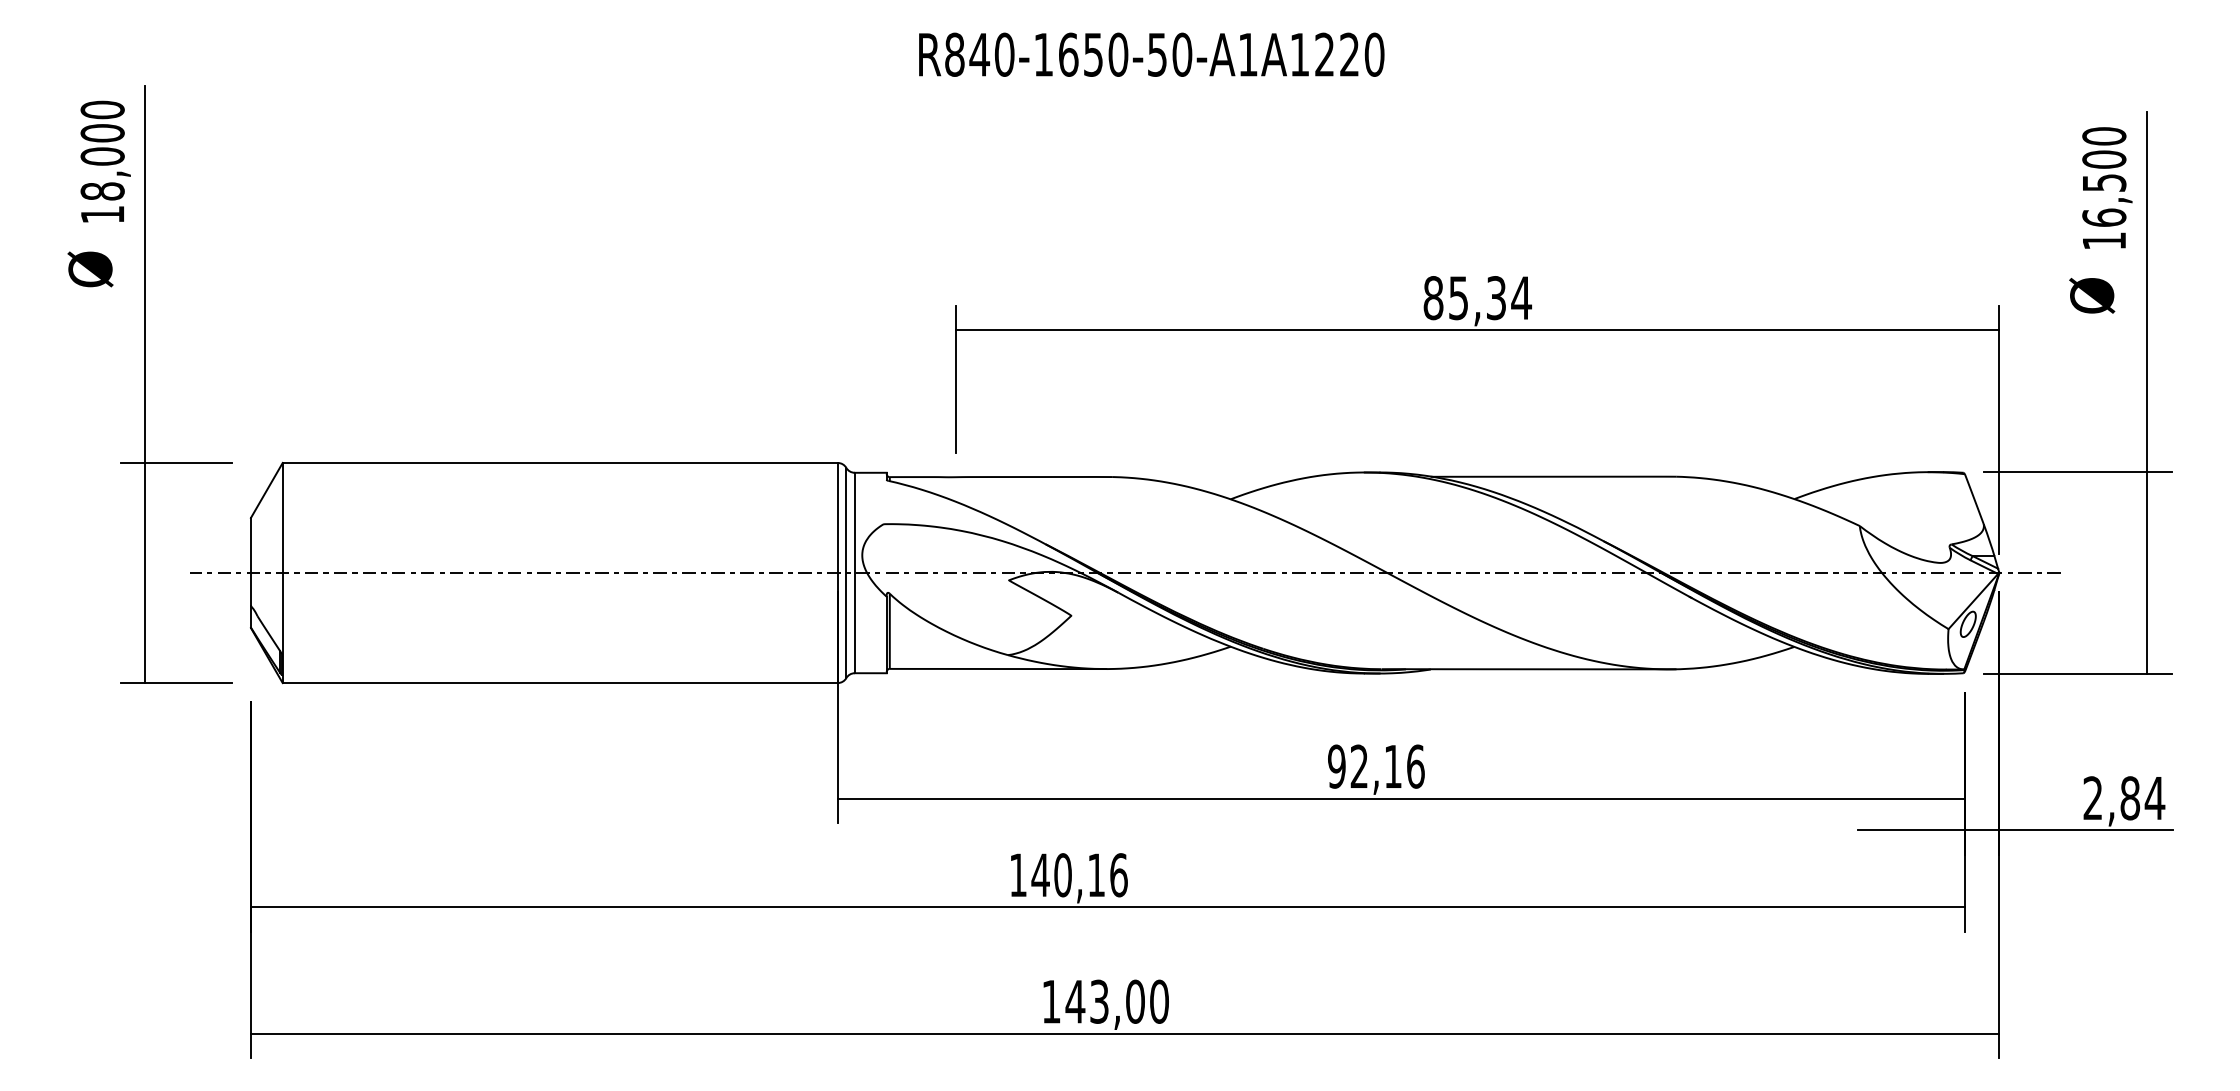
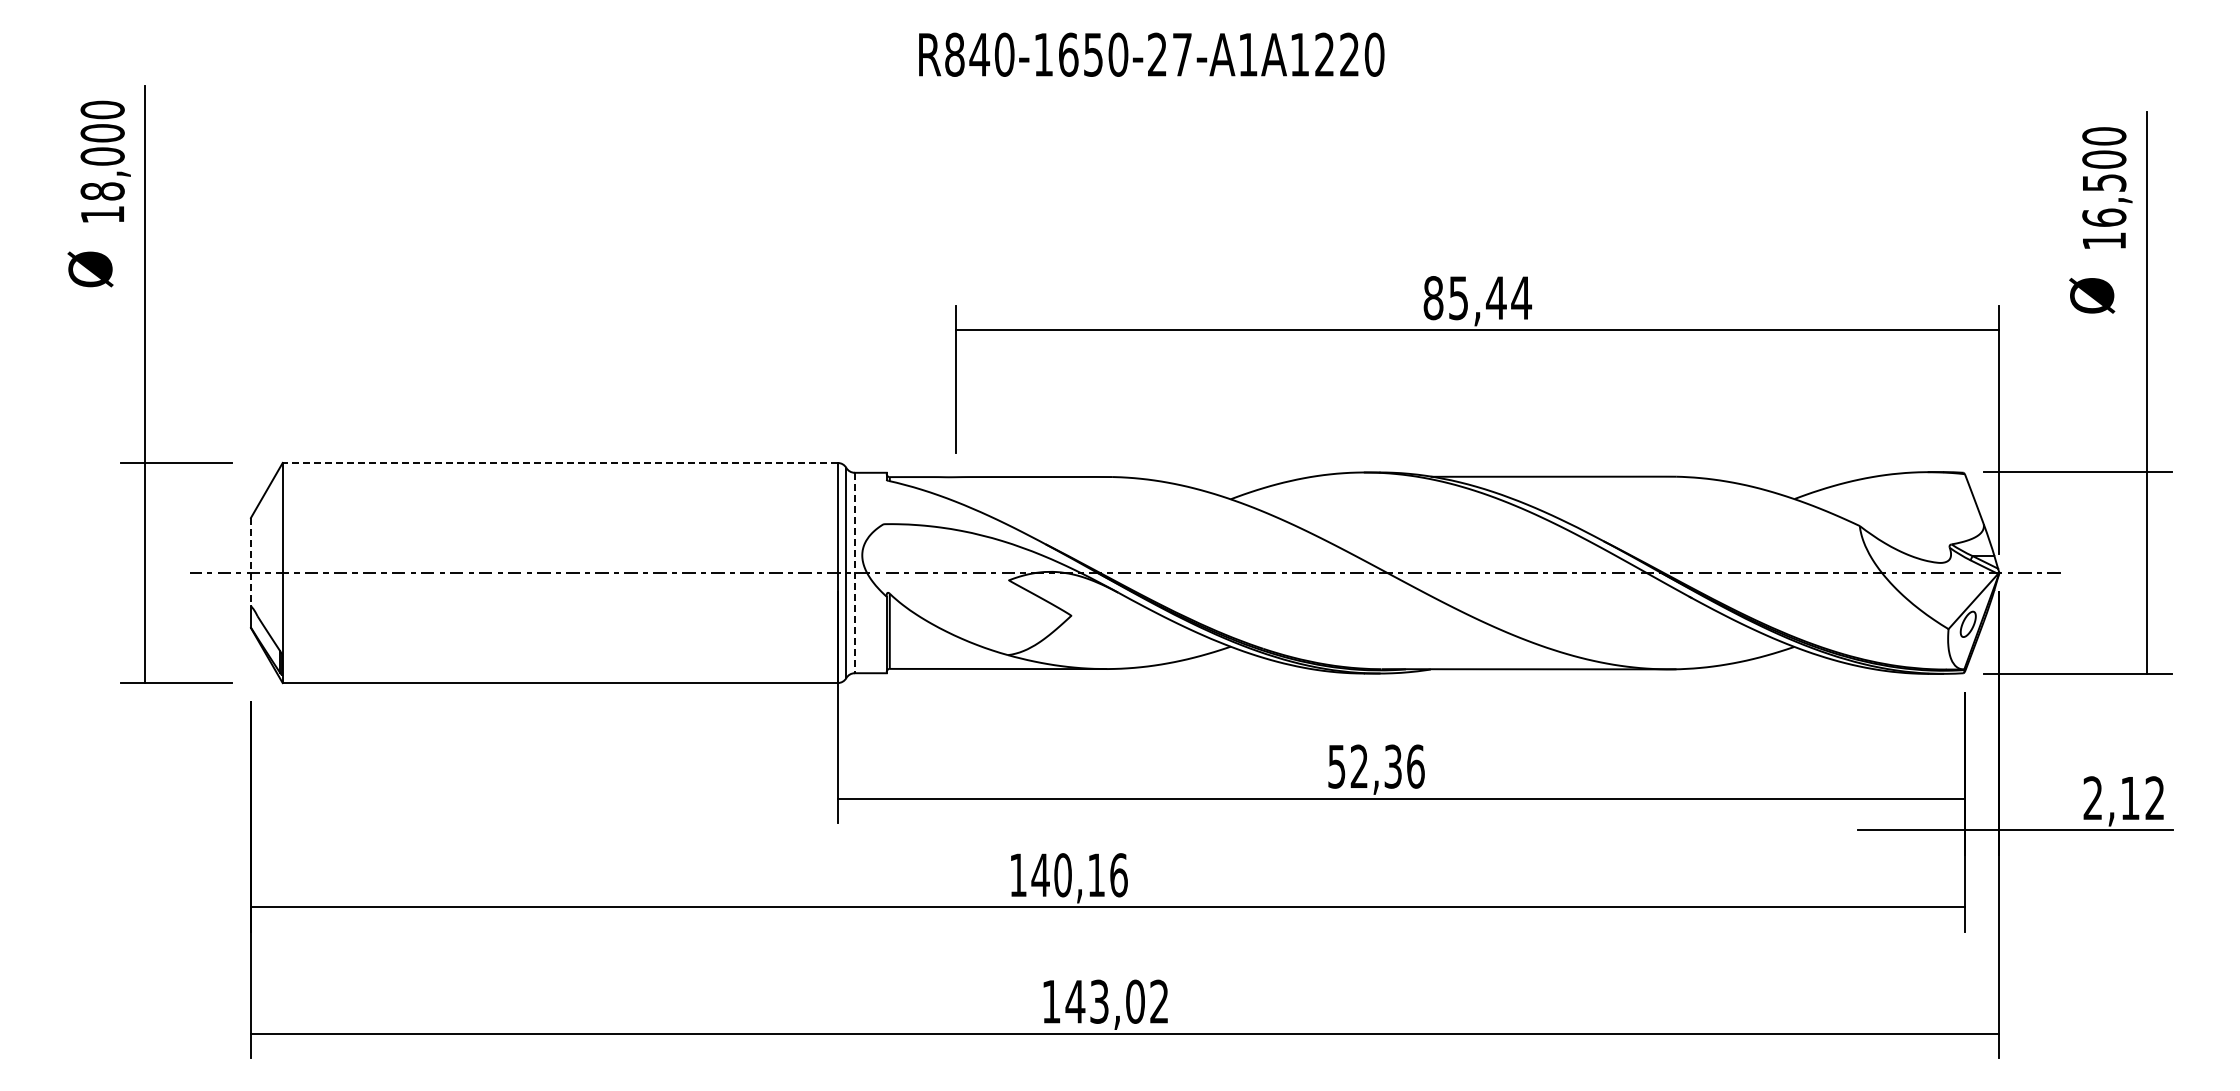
text: R840-1650-50-A1A1220 -> R840-1650-27-A1A1220 (1170, 54)
text: 85,34 -> 85,44 (1495, 298)
line: solid -> dashed (560, 462)
line: solid -> dashed (250, 561)
line: solid -> dashed (854, 573)
text: 92,16 -> 52,36 (1364, 766)
text: 2,84 -> 2,12 (2142, 798)
text: 143,00 -> 143,02 (1159, 1001)
